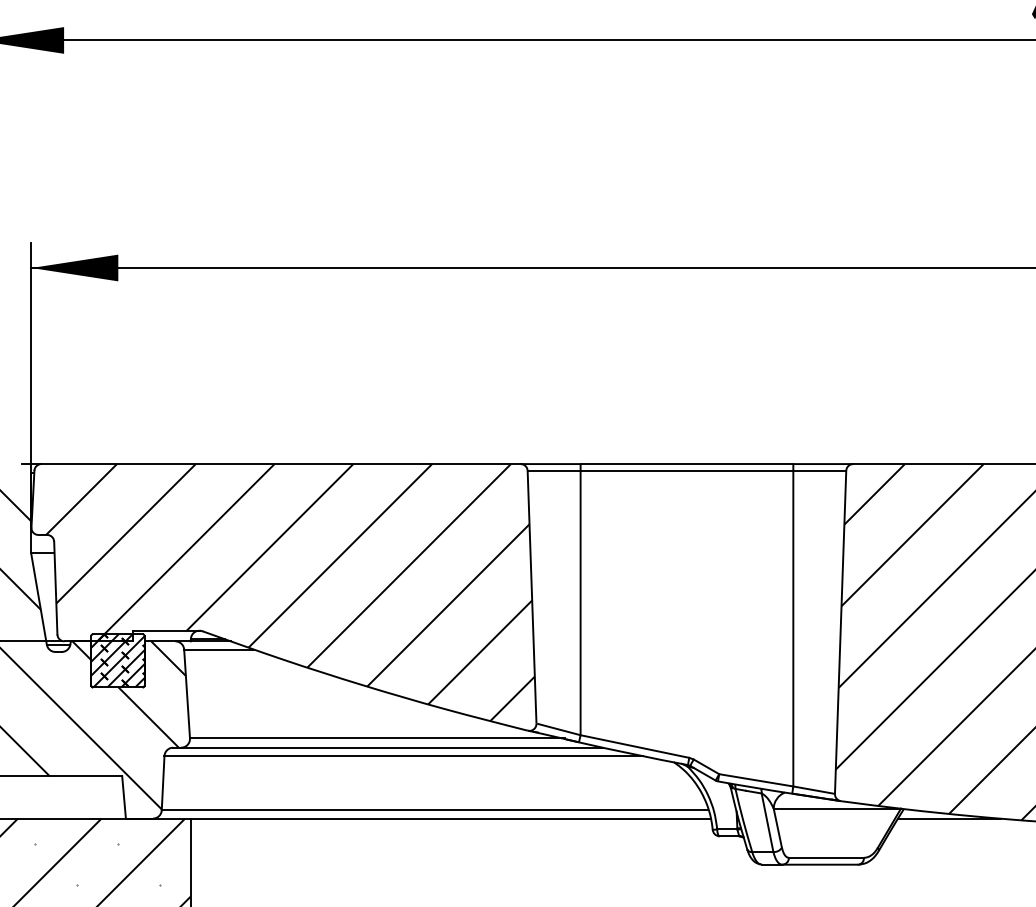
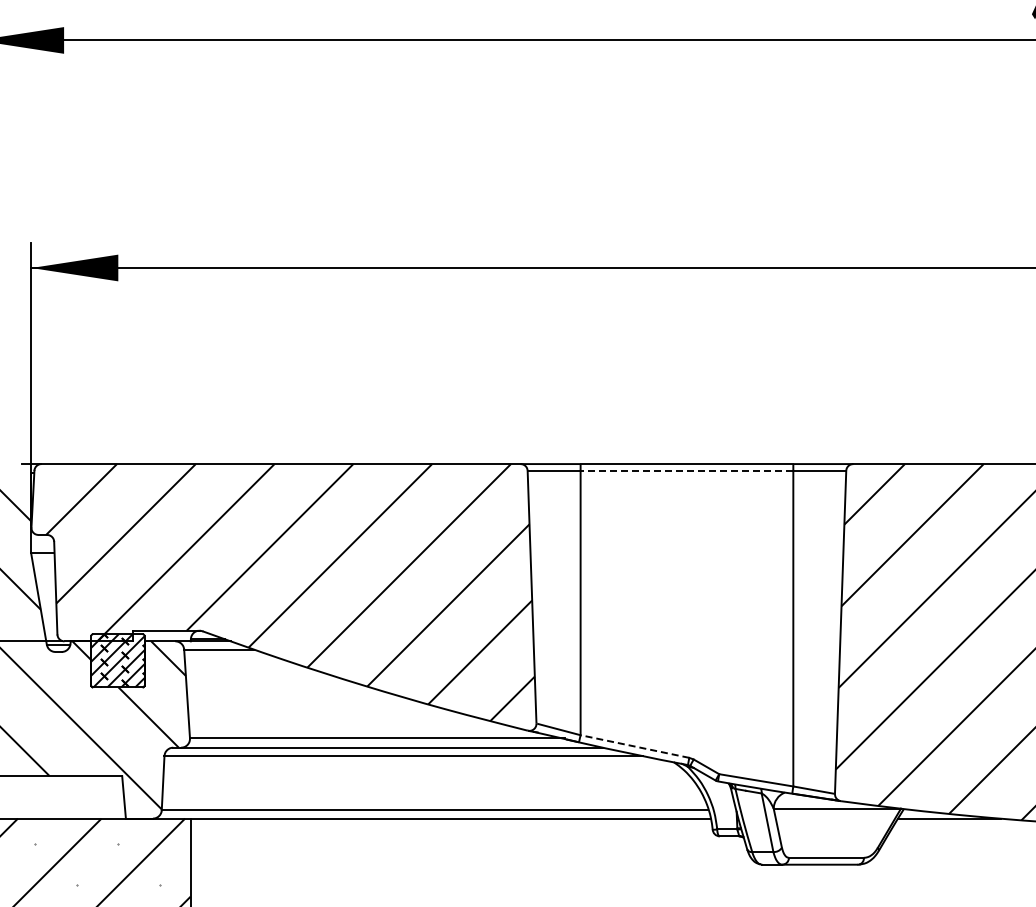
line: solid -> dashed (686, 470)
line: solid -> dashed (634, 746)
